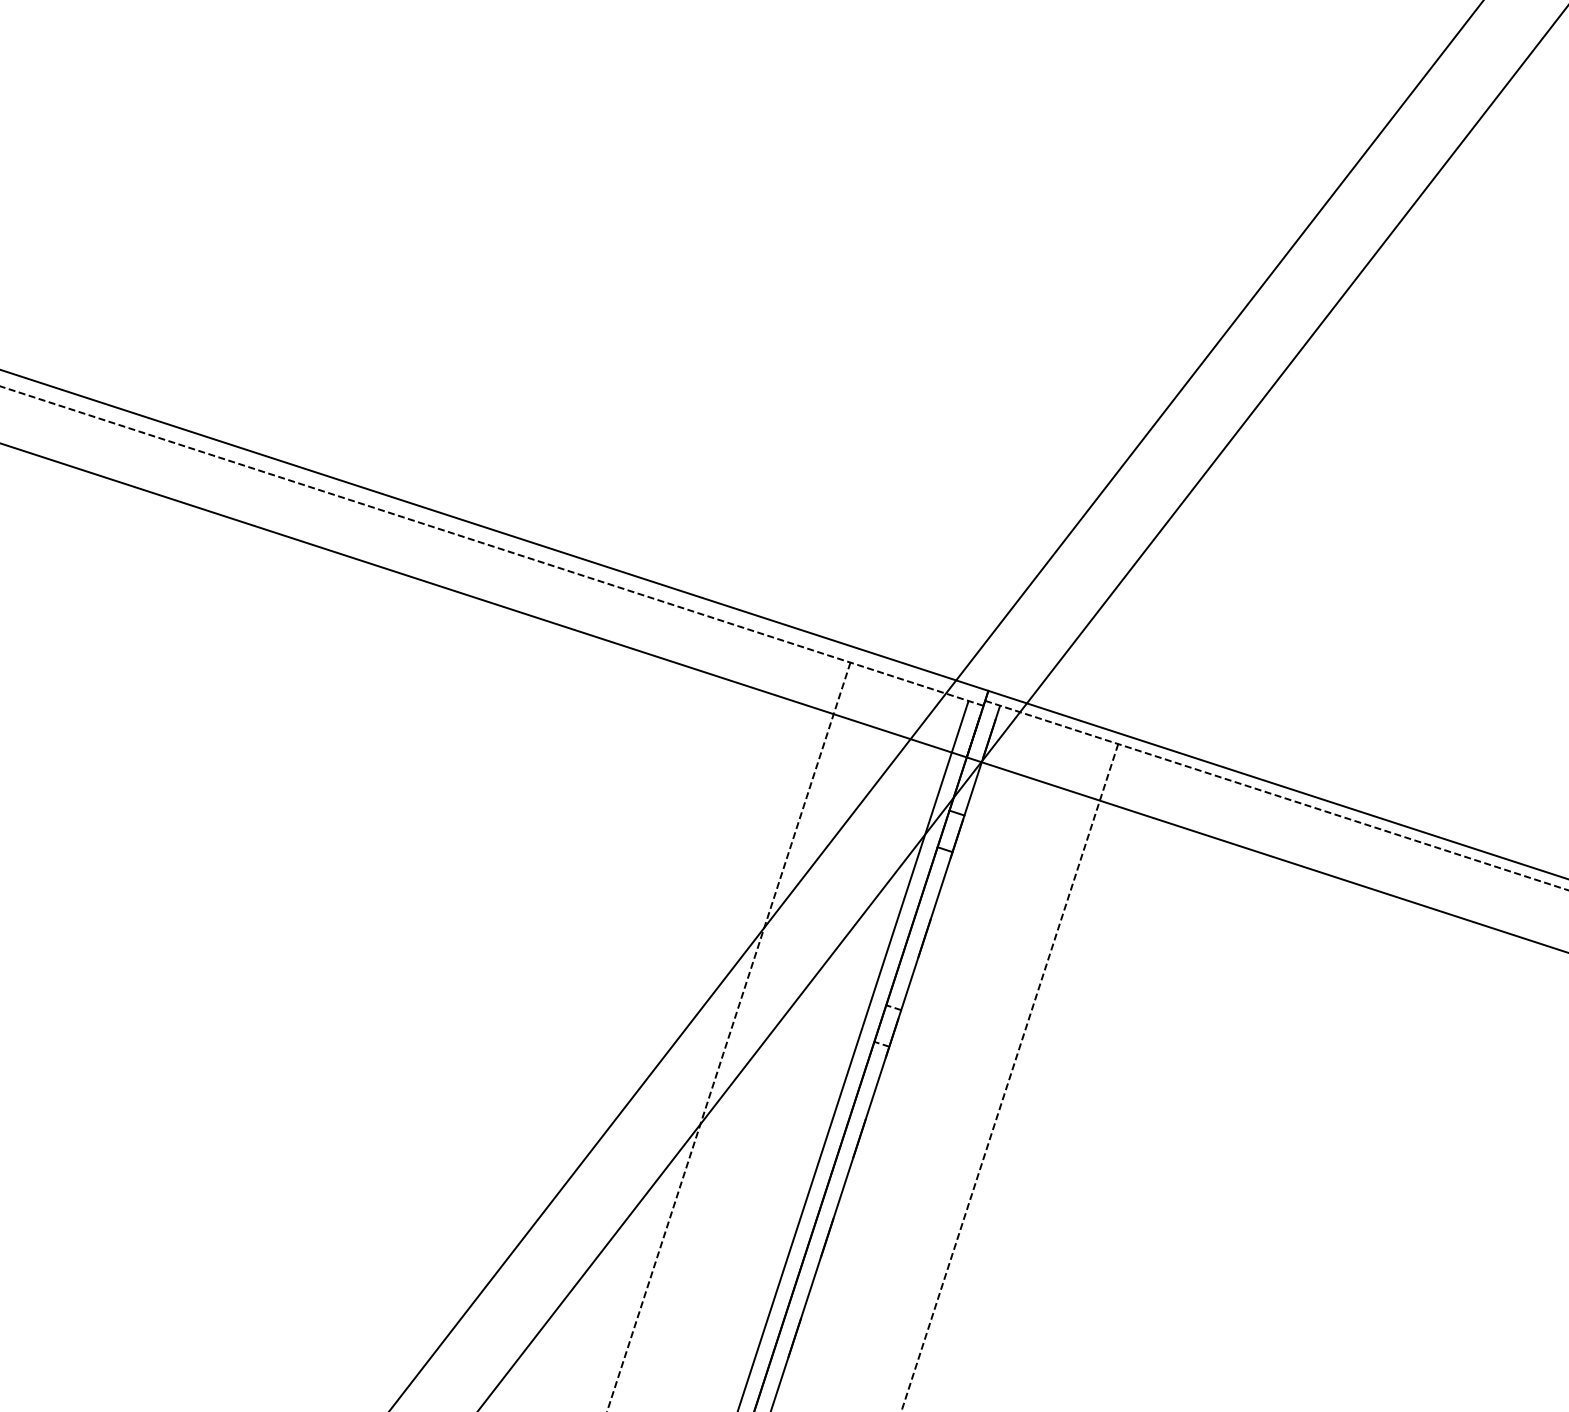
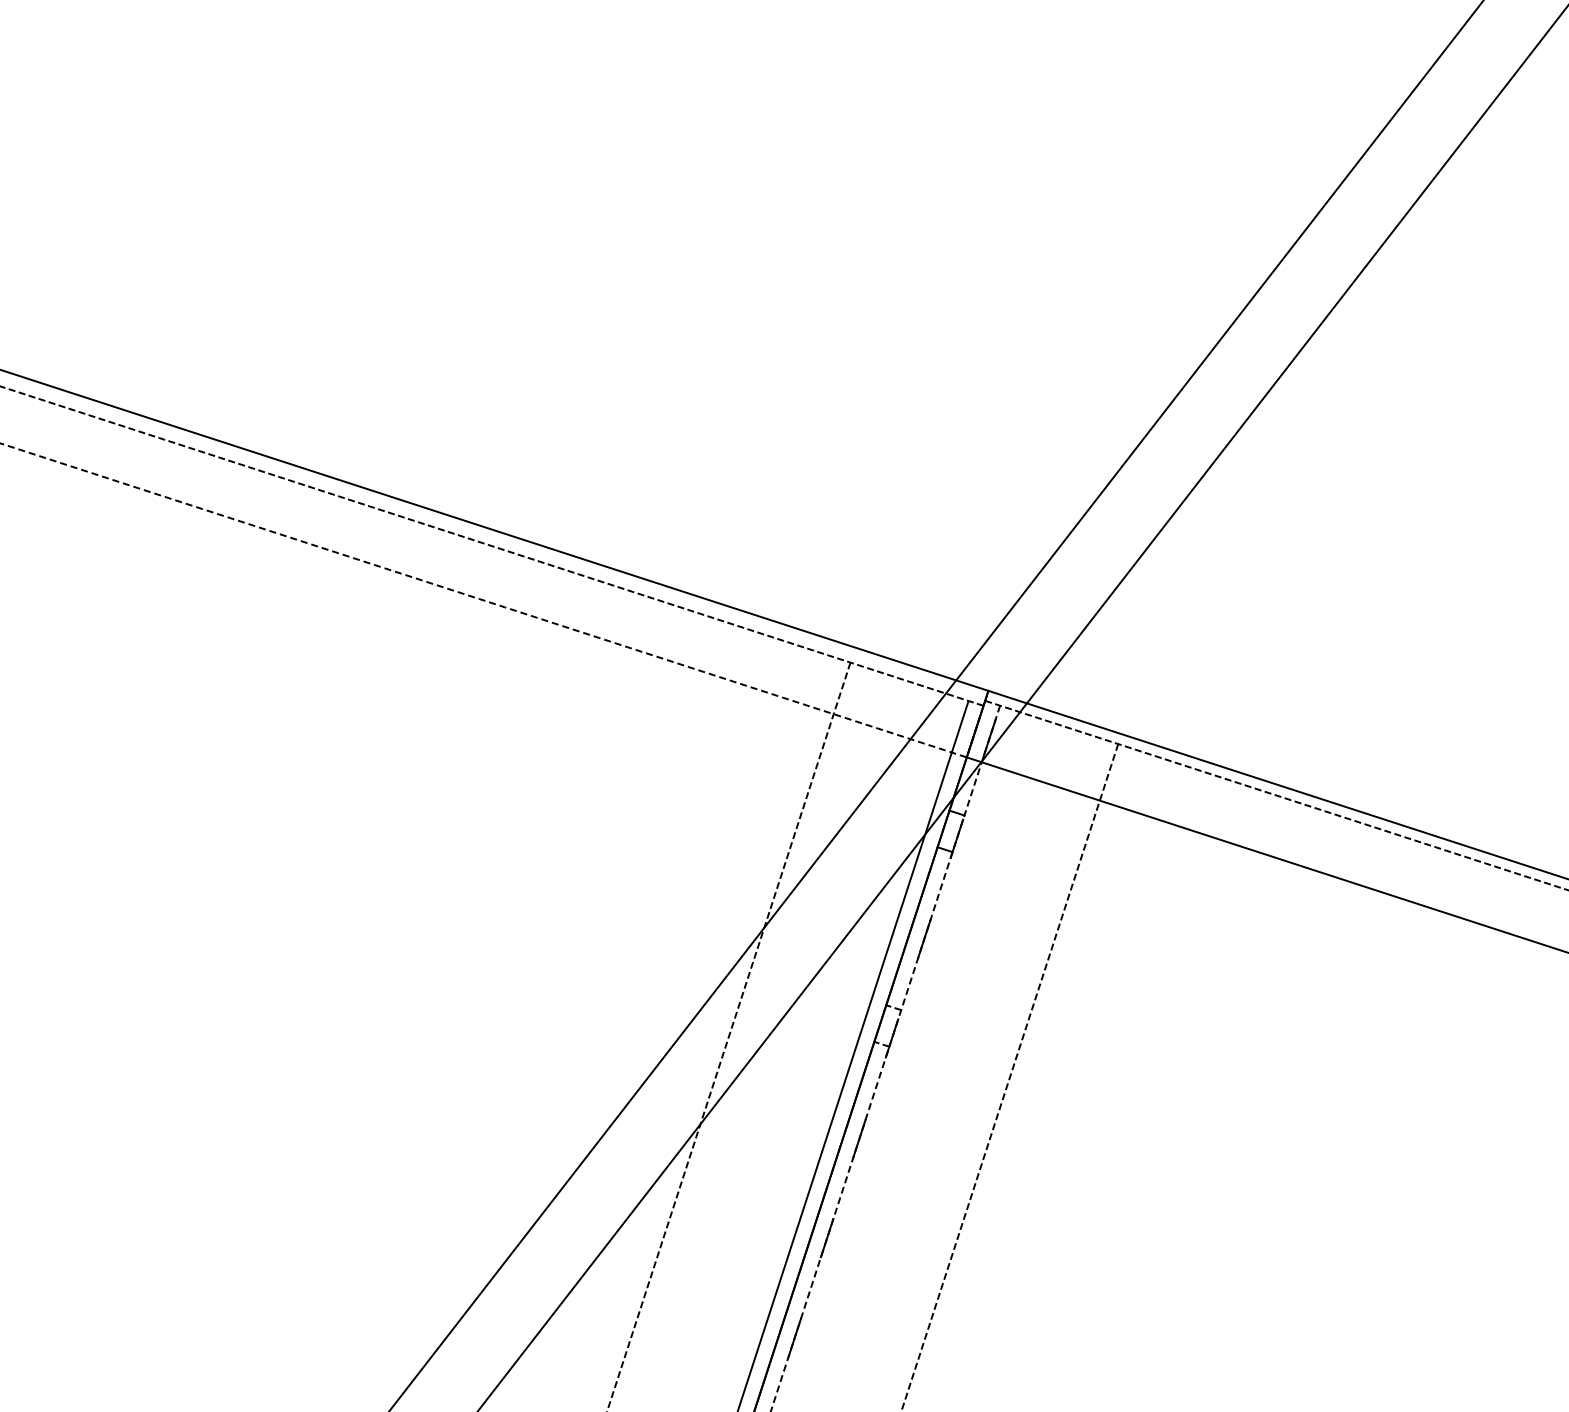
line: solid -> dashed (504, 607)
line: solid -> dashed (885, 1058)
